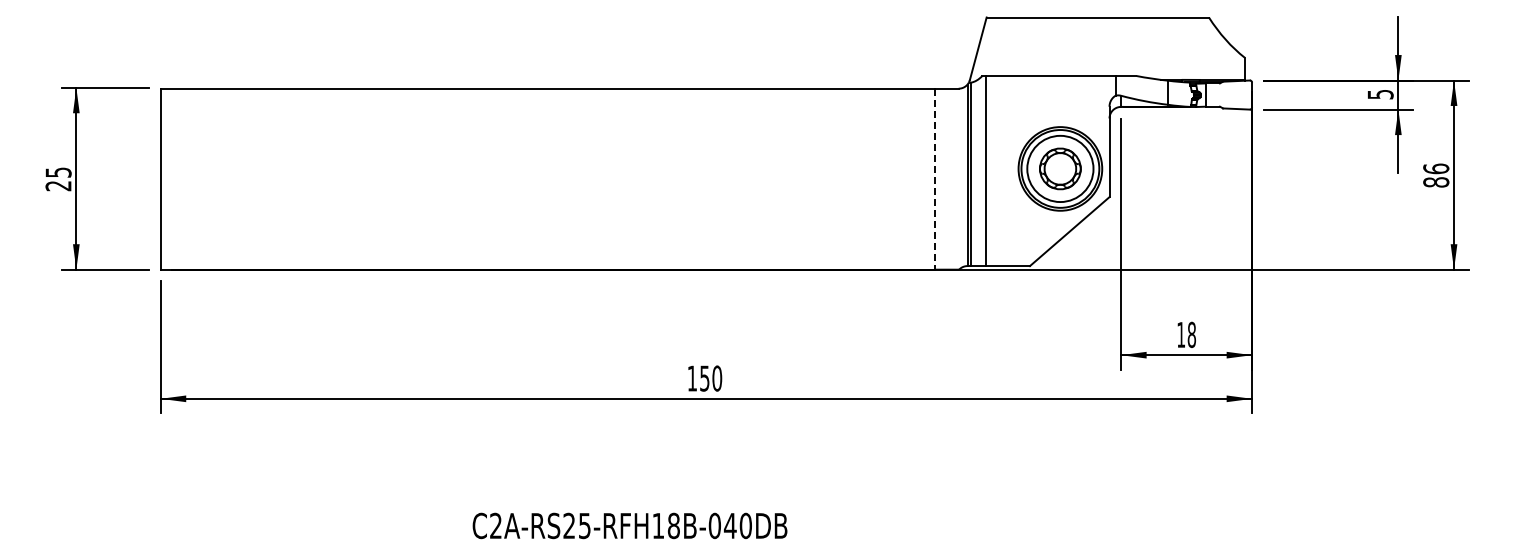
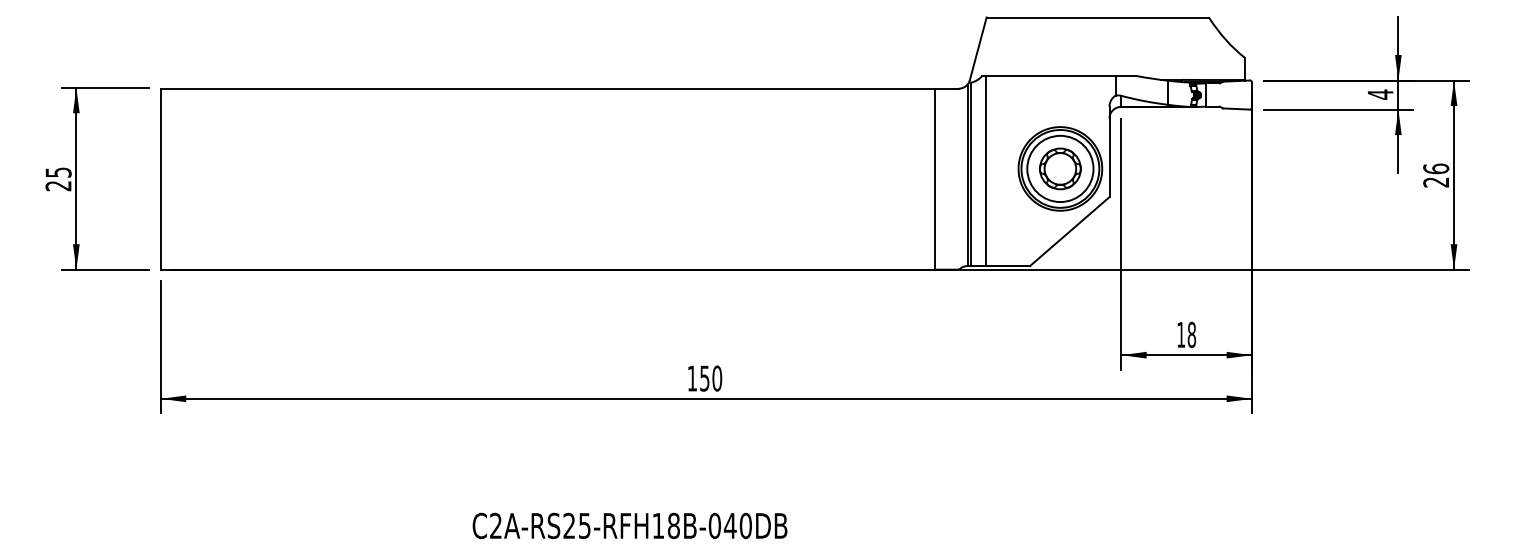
text: 5 -> 4 (1380, 94)
line: dashed -> solid (935, 179)
text: 86 -> 26 (1436, 182)
